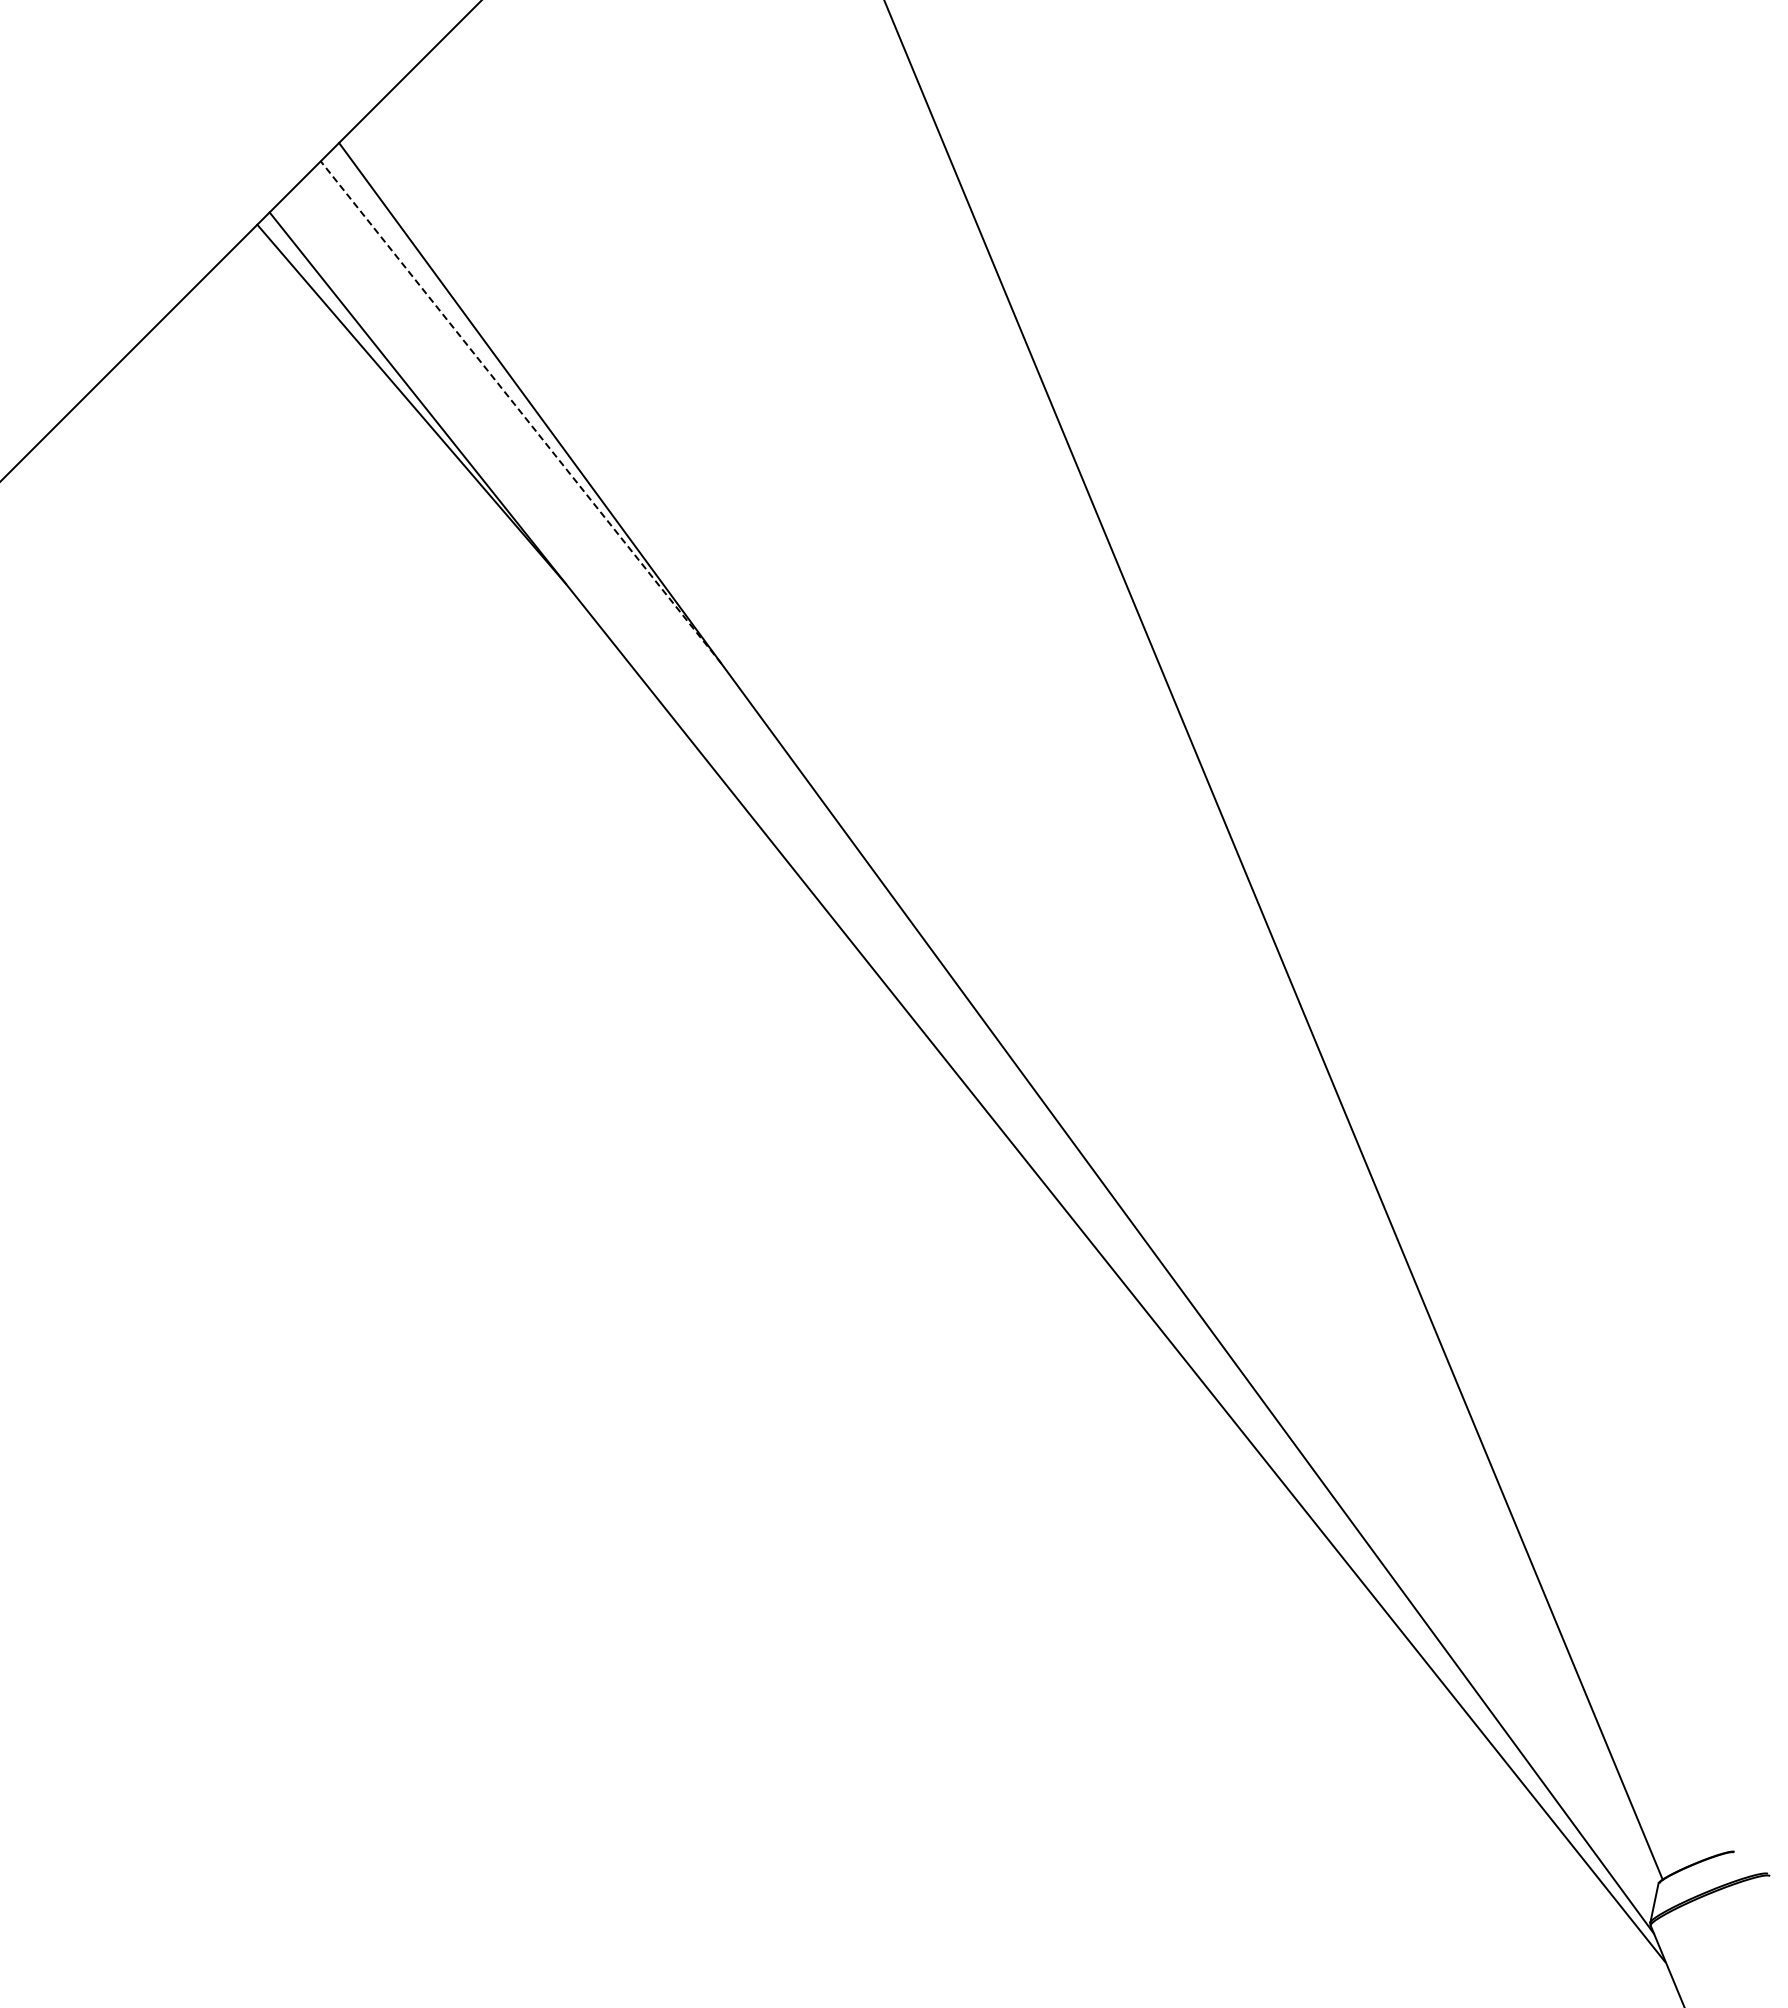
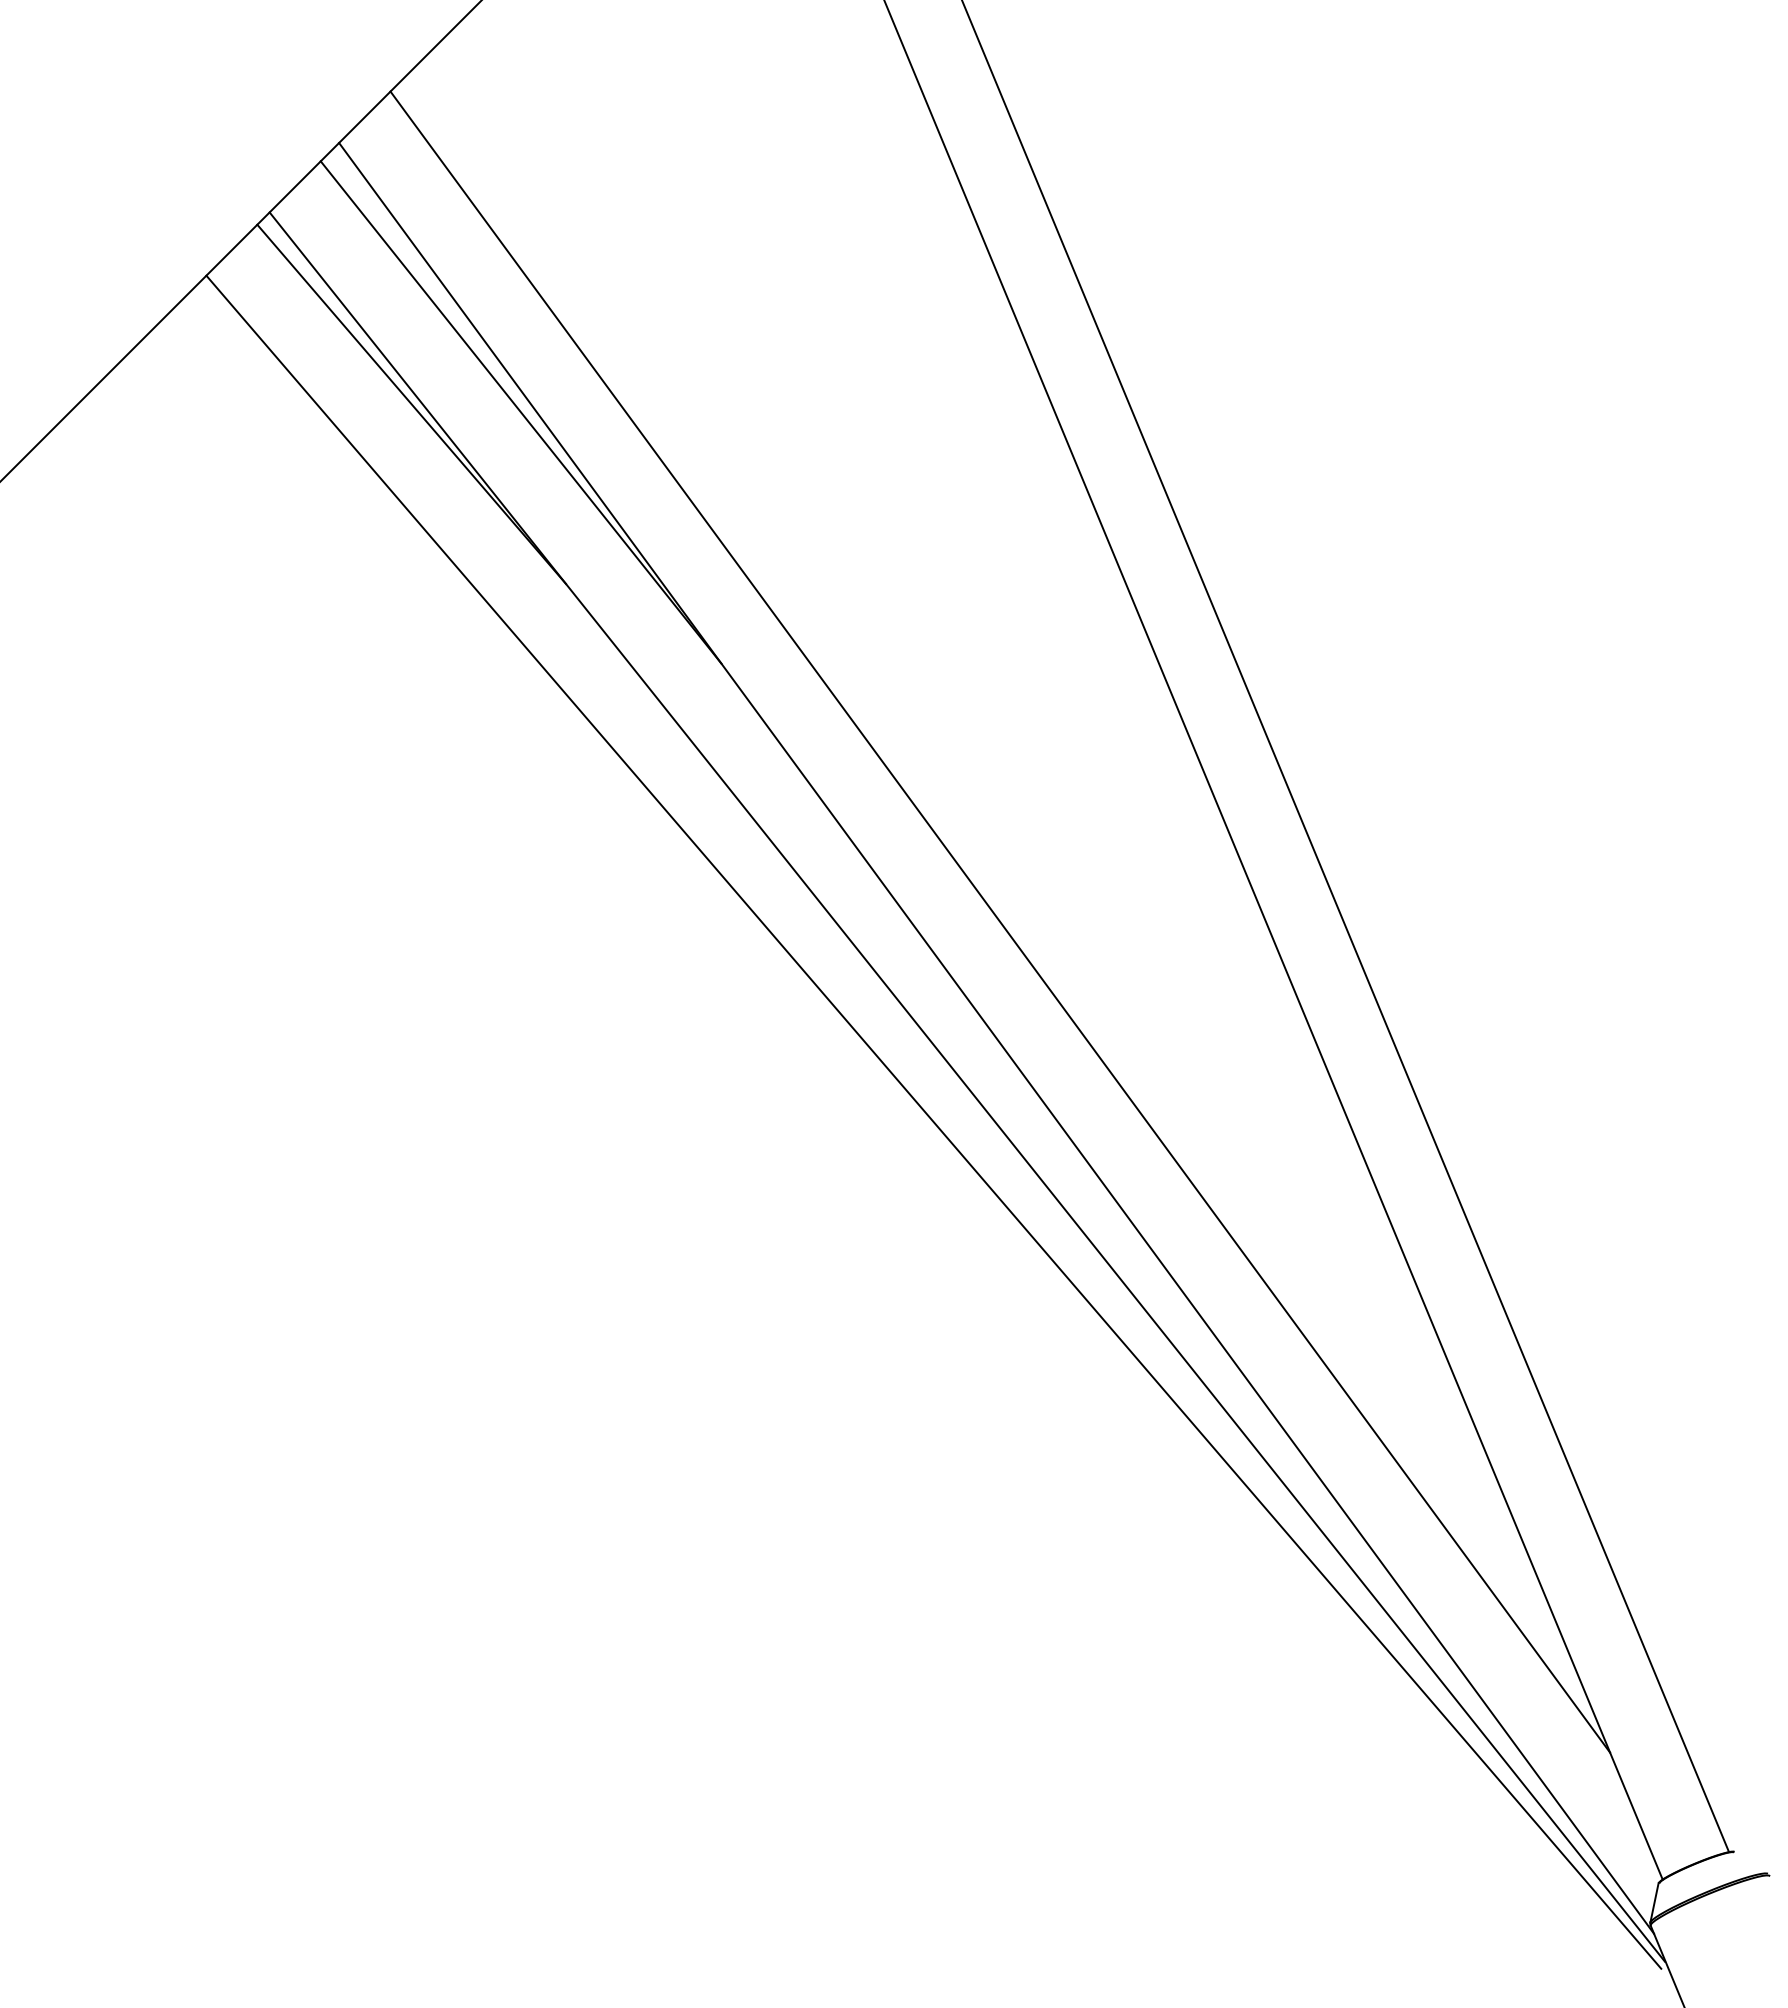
line: dashed -> solid (520, 412)
line: none -> present (1000, 921)
line: none -> present (1345, 927)
line: none -> present (933, 1121)
